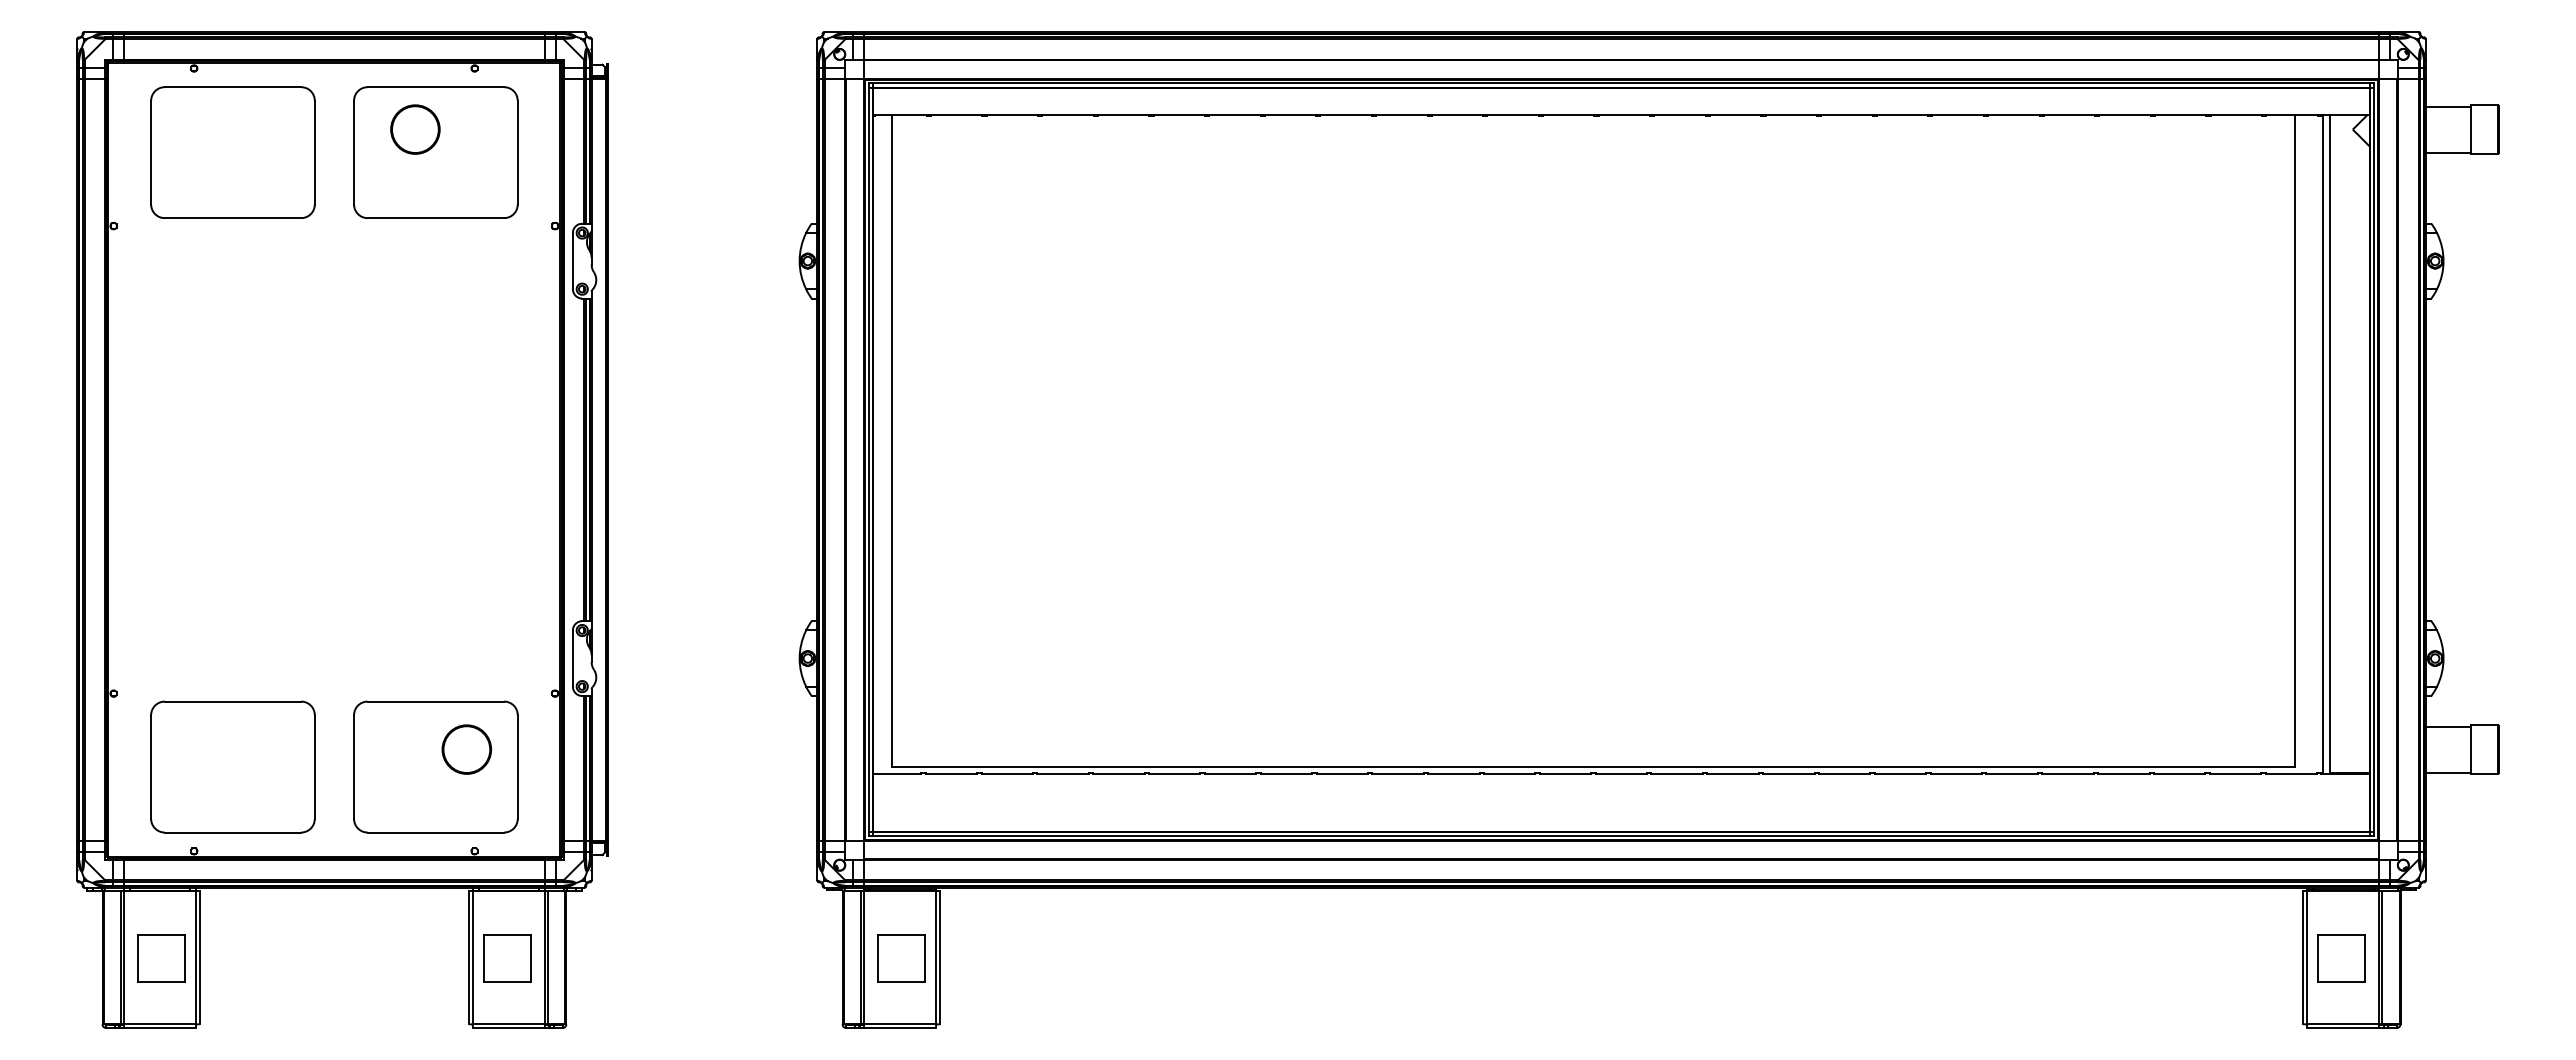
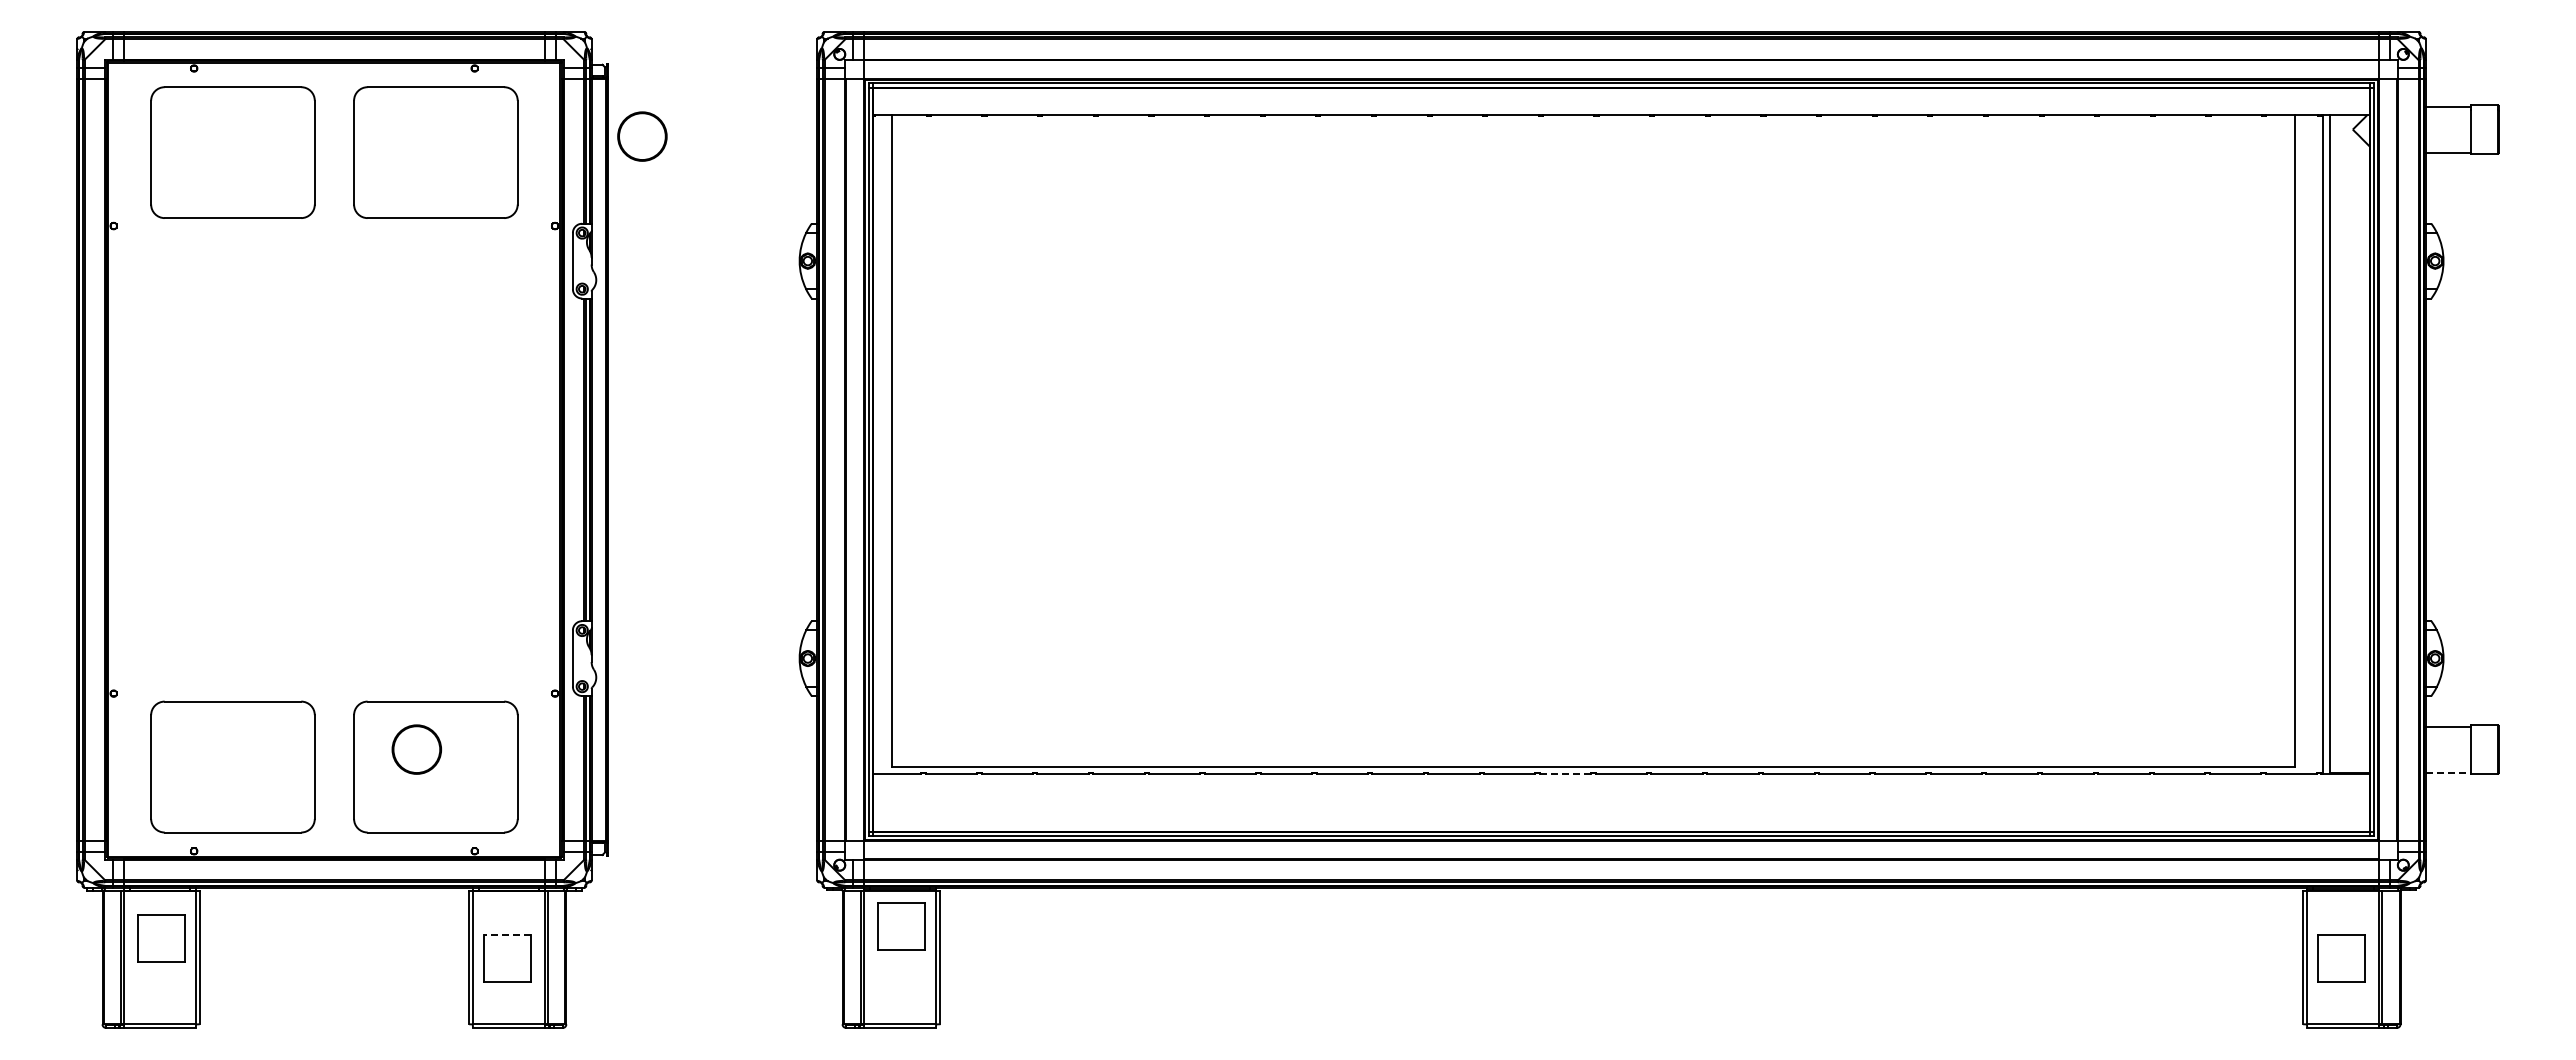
circle position: (415, 129) -> (642, 136) (642, 136)
part position: (466, 749) -> (416, 749) (416, 749)
line: solid -> dashed (2448, 772)
line: solid -> dashed (1565, 773)
line: solid -> dashed (506, 935)
part position: (161, 958) -> (161, 938) (161, 938)
part position: (901, 958) -> (901, 926) (901, 926)
